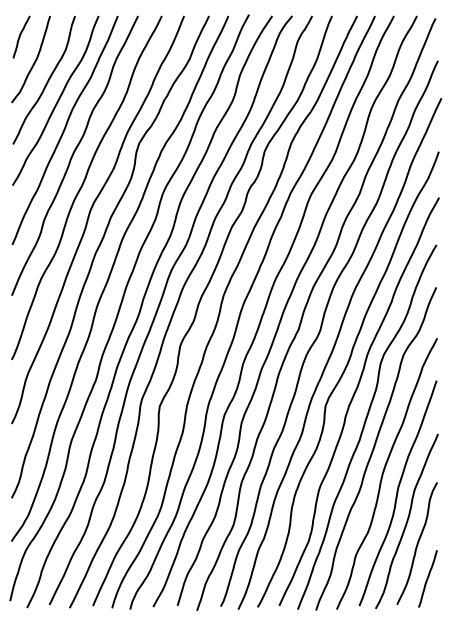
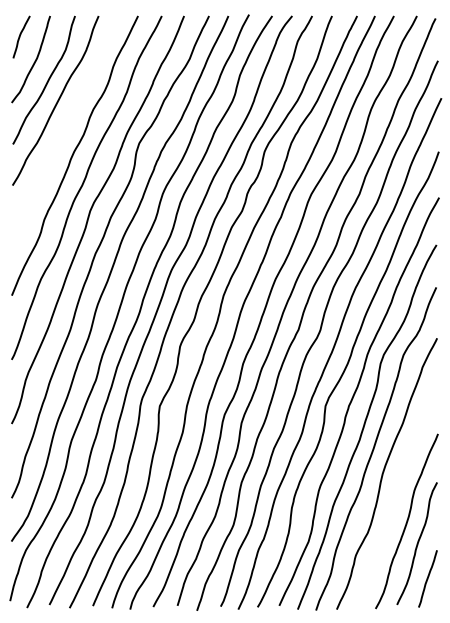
curve: present -> none (64, 129)
curve: present -> none (397, 493)
